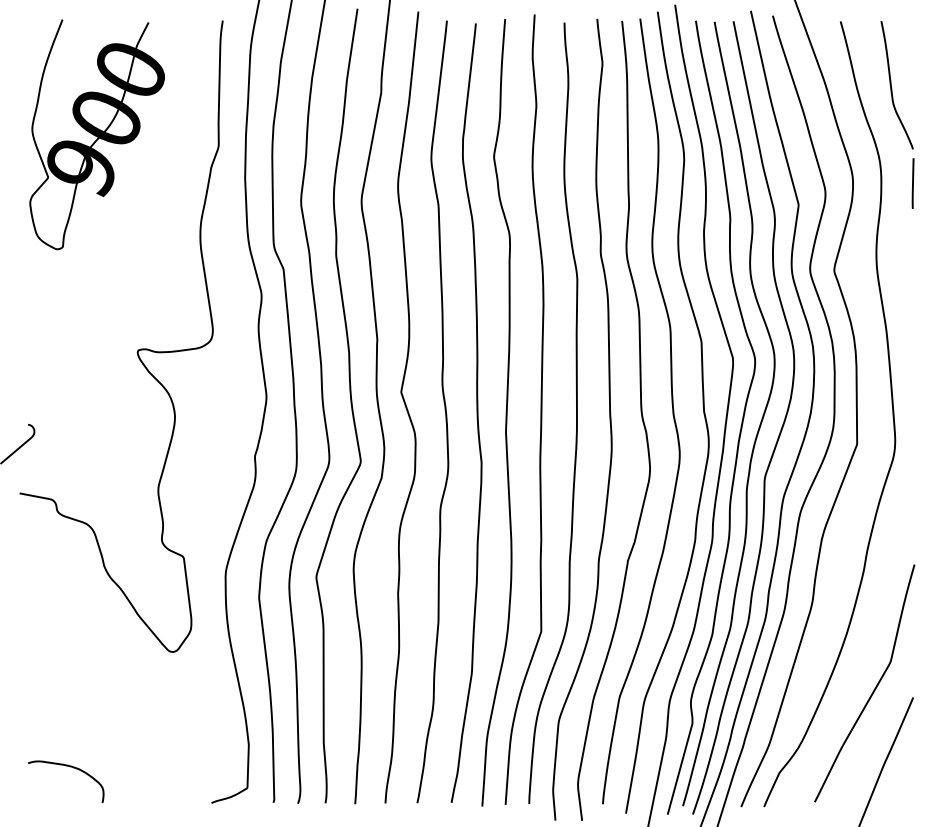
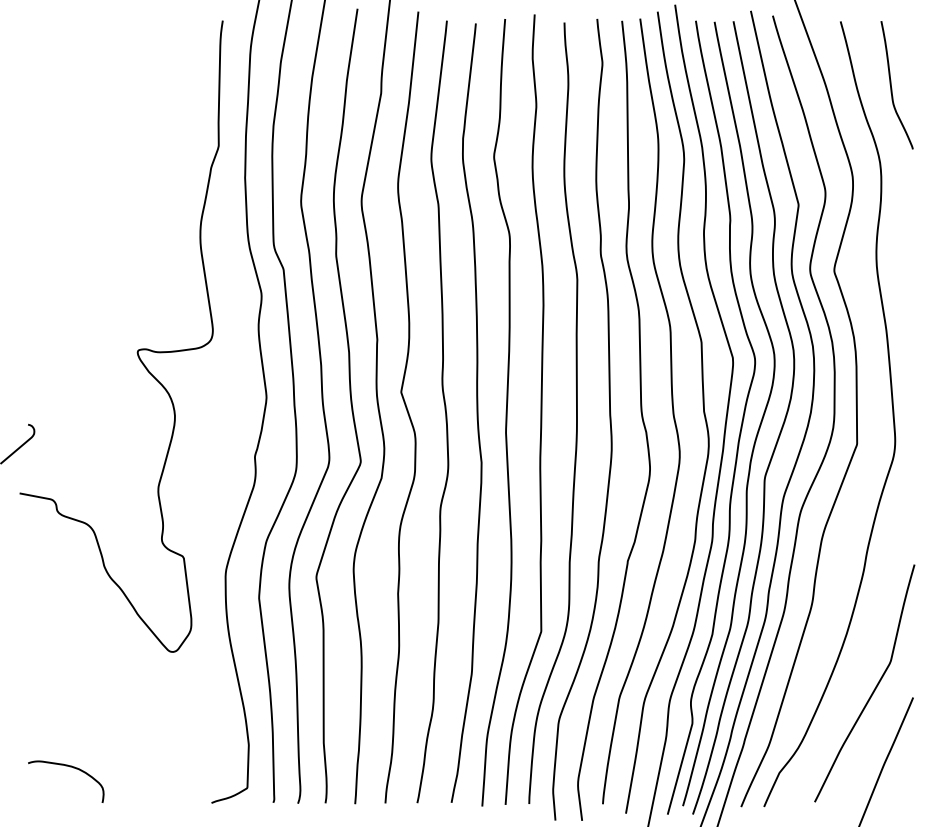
part: present -> none (96, 134)
line: present -> none (912, 183)
